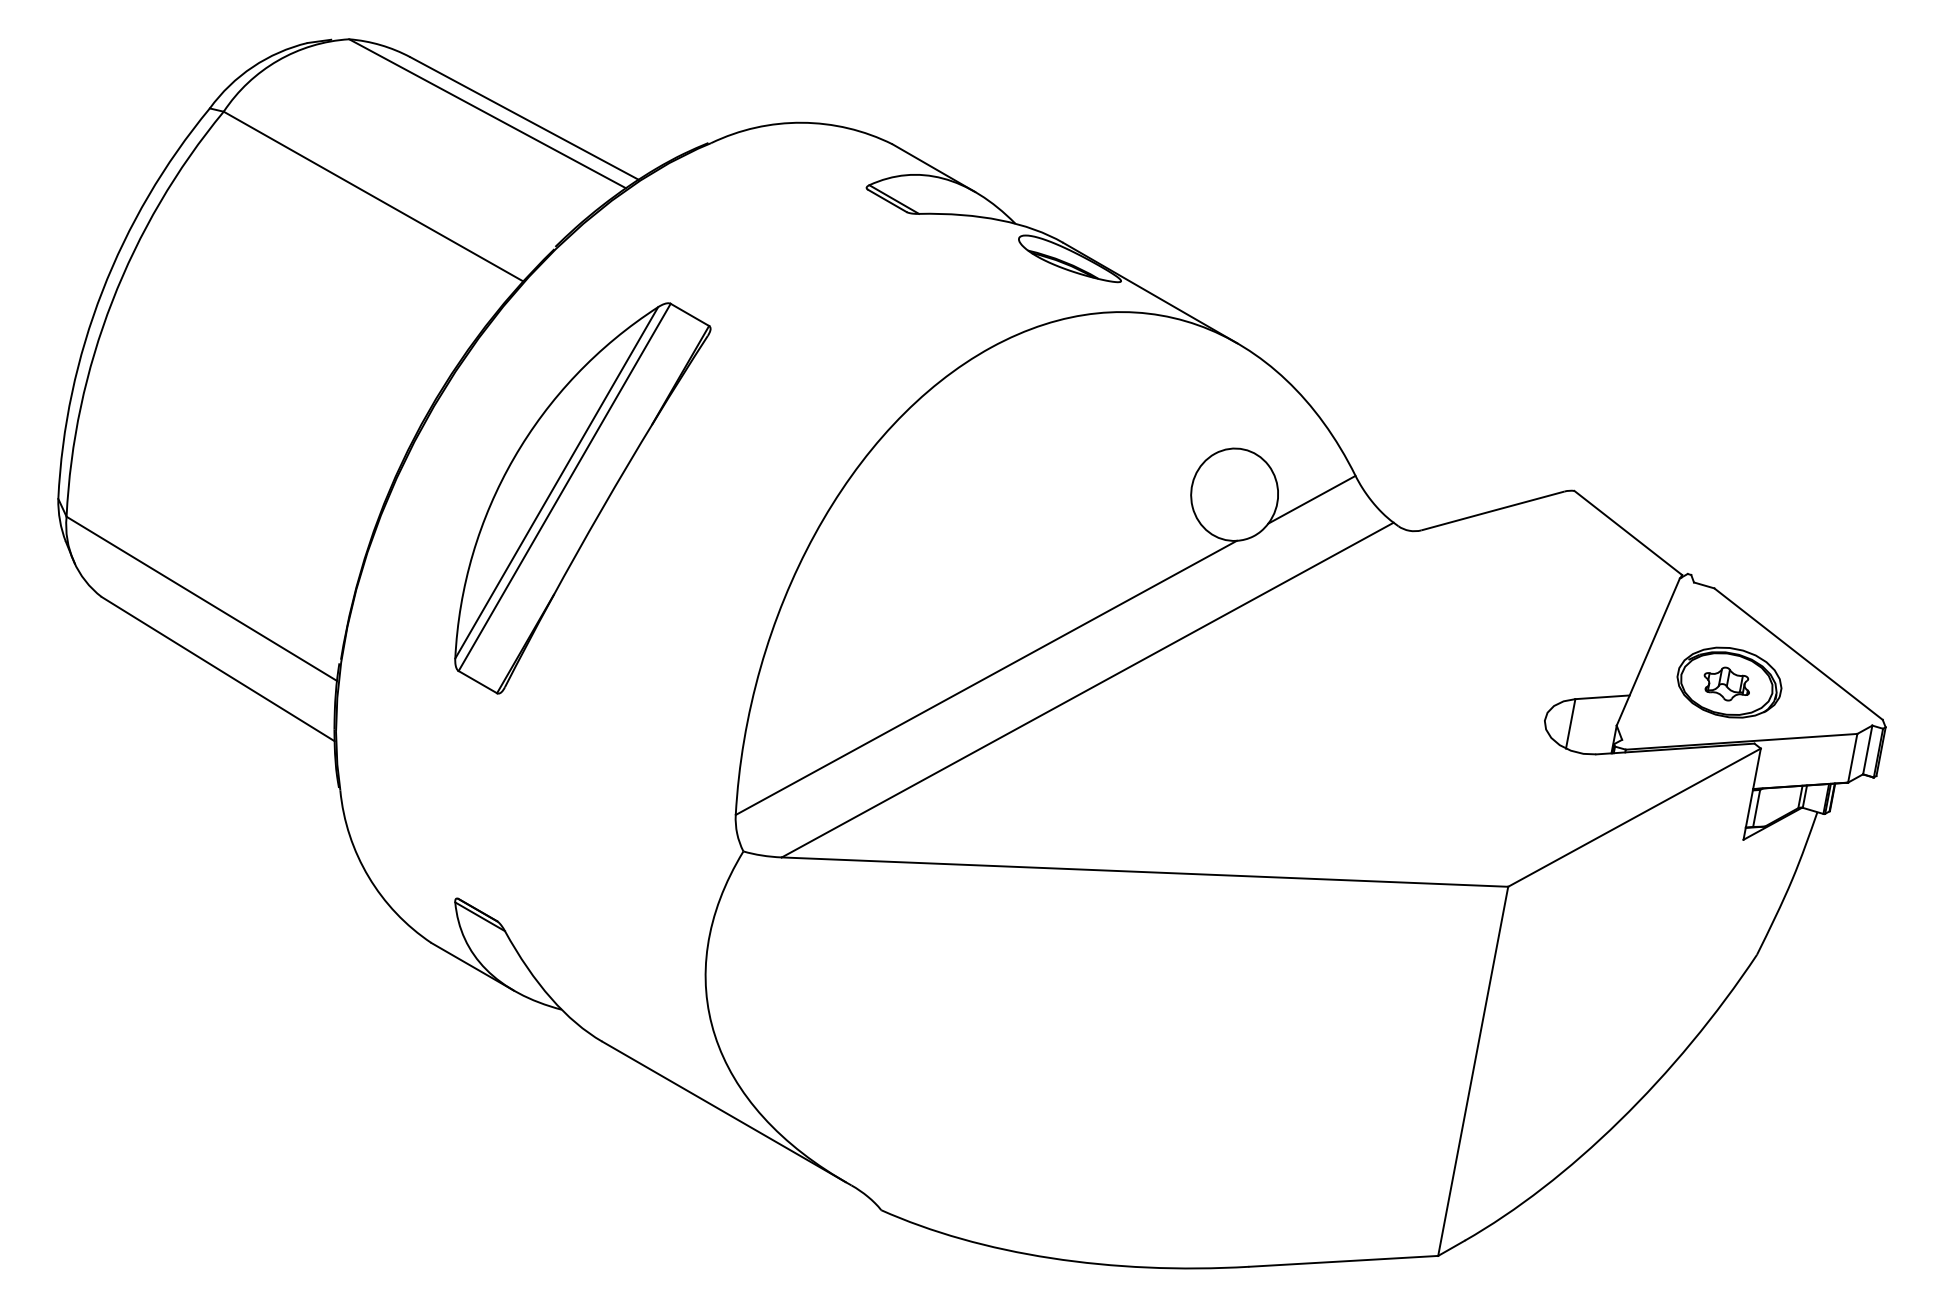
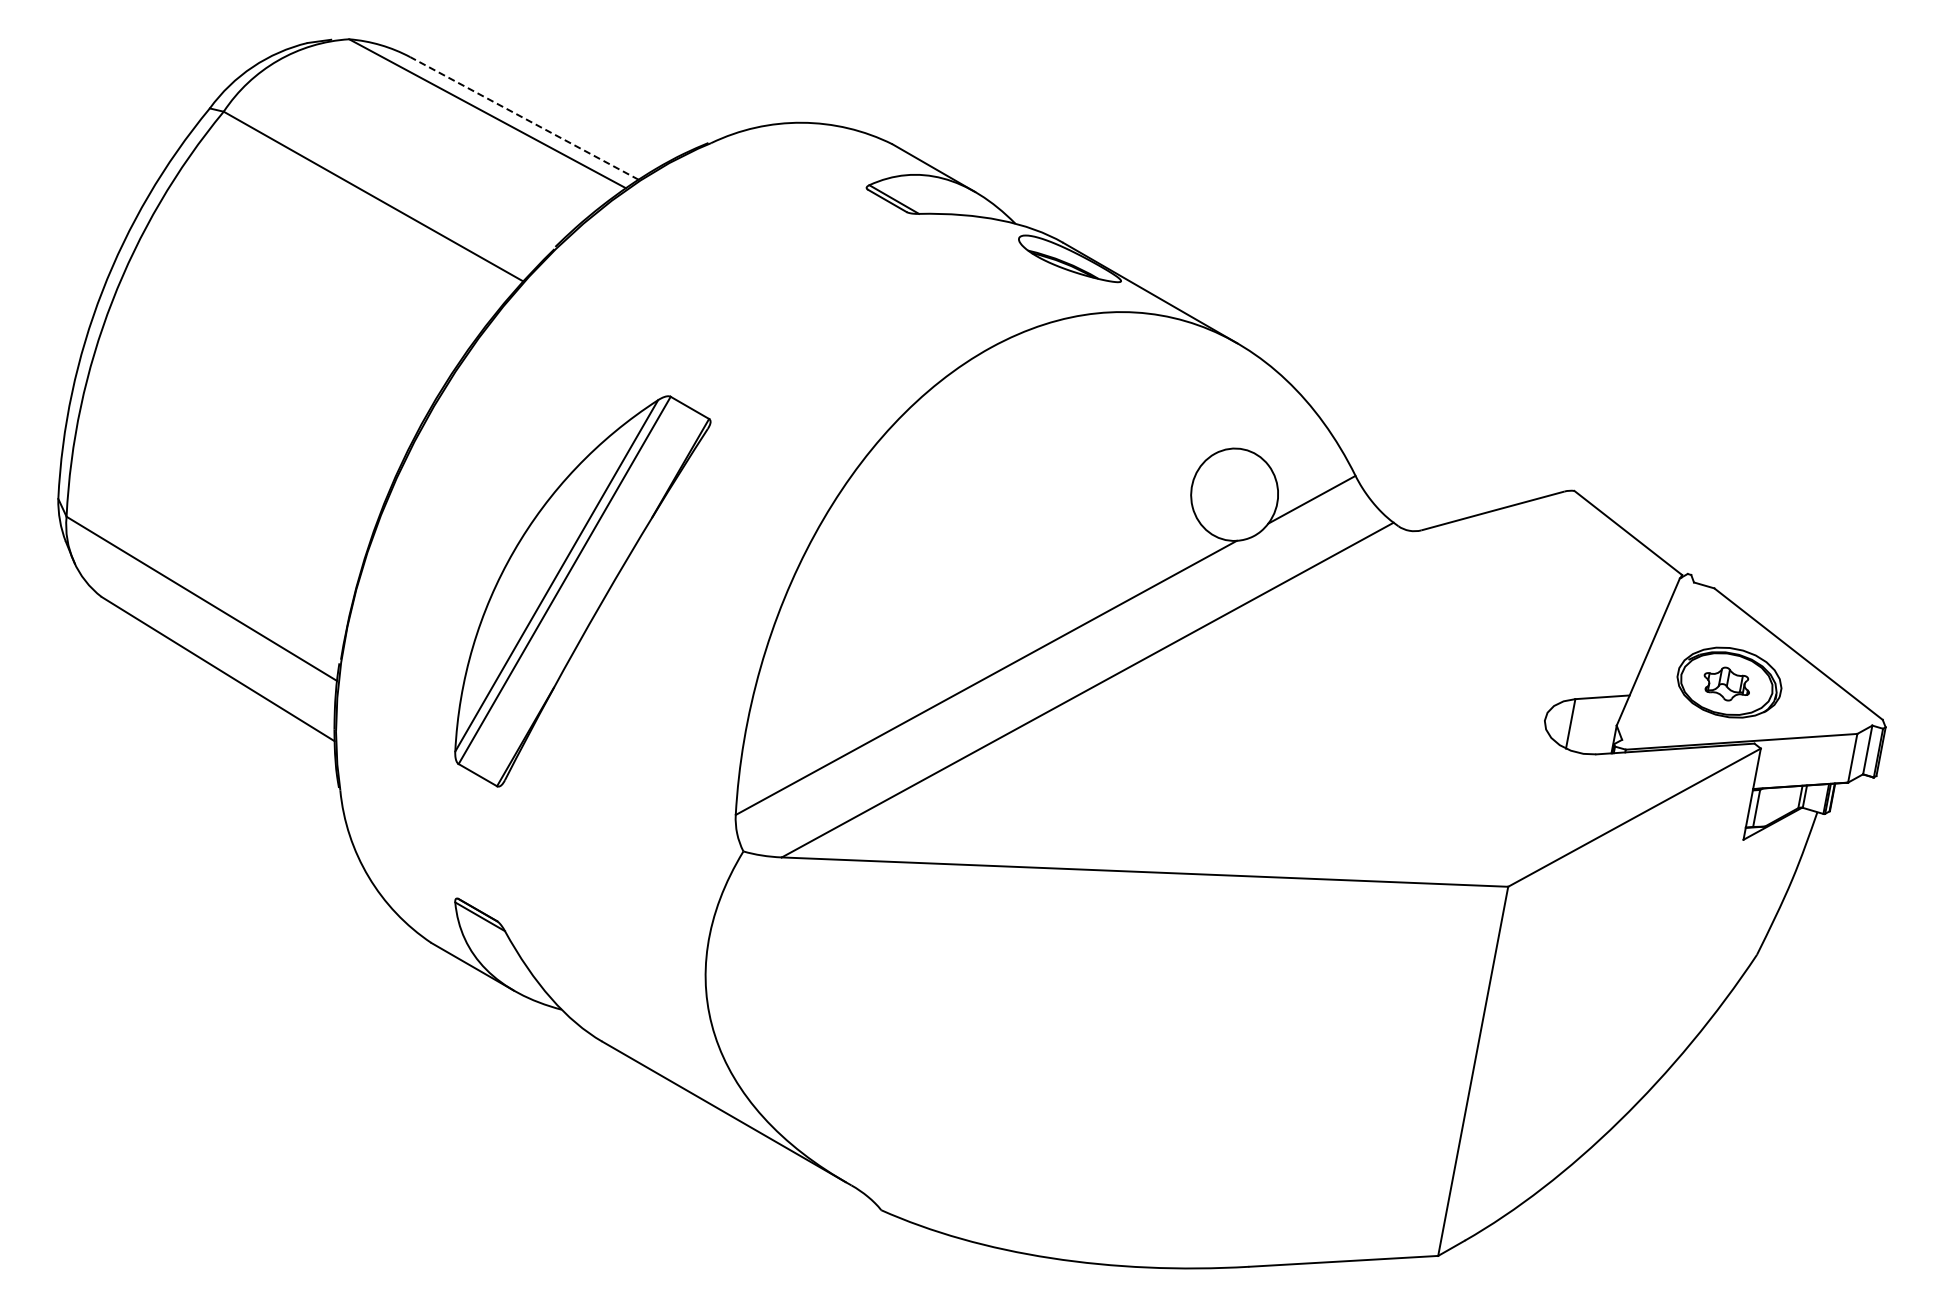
line: solid -> dashed (524, 118)
part position: (582, 498) -> (582, 591) (582, 591)
